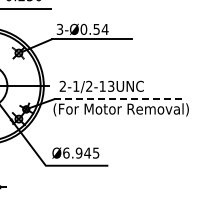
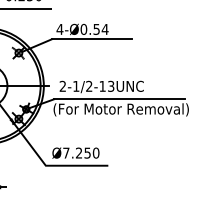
text: 3-Ø0.54 -> 4-Ø0.54 (59, 28)
line: dashed -> solid (119, 99)
text: Ø6.945 -> Ø7.250 (81, 152)
